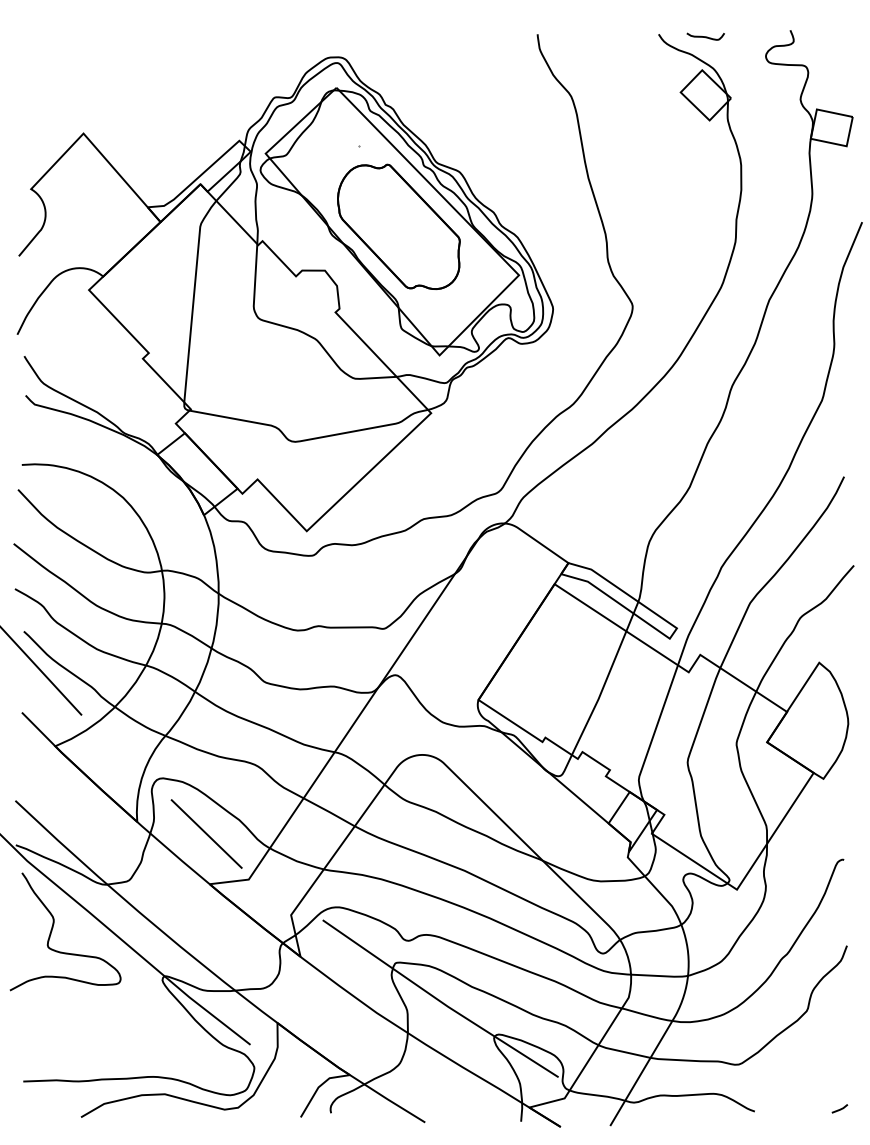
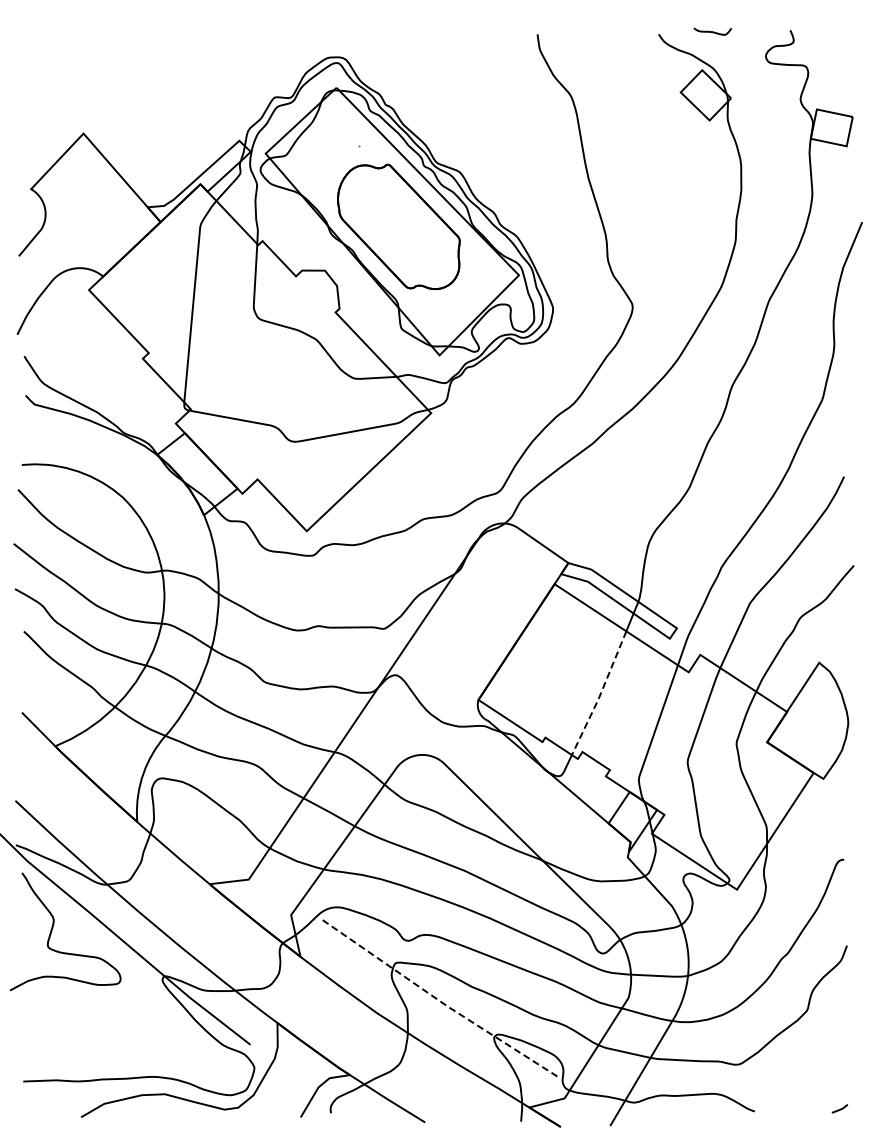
curve position: (705, 36) -> (712, 31) (712, 31)
line: present -> none (41, 671)
line: solid -> dashed (600, 694)
line: present -> none (206, 833)
line: solid -> dashed (439, 1001)
